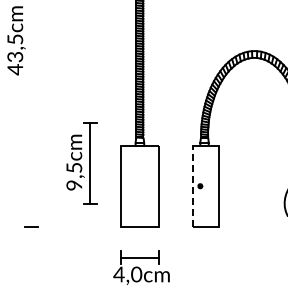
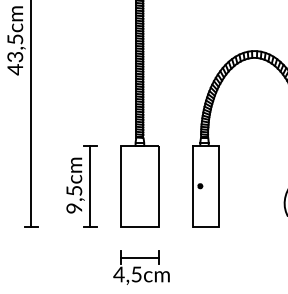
line: none -> present (31, 114)
part position: (81, 163) -> (81, 186) (81, 186)
line: dashed -> solid (193, 185)
text: 4,0cm -> 4,5cm (136, 274)
